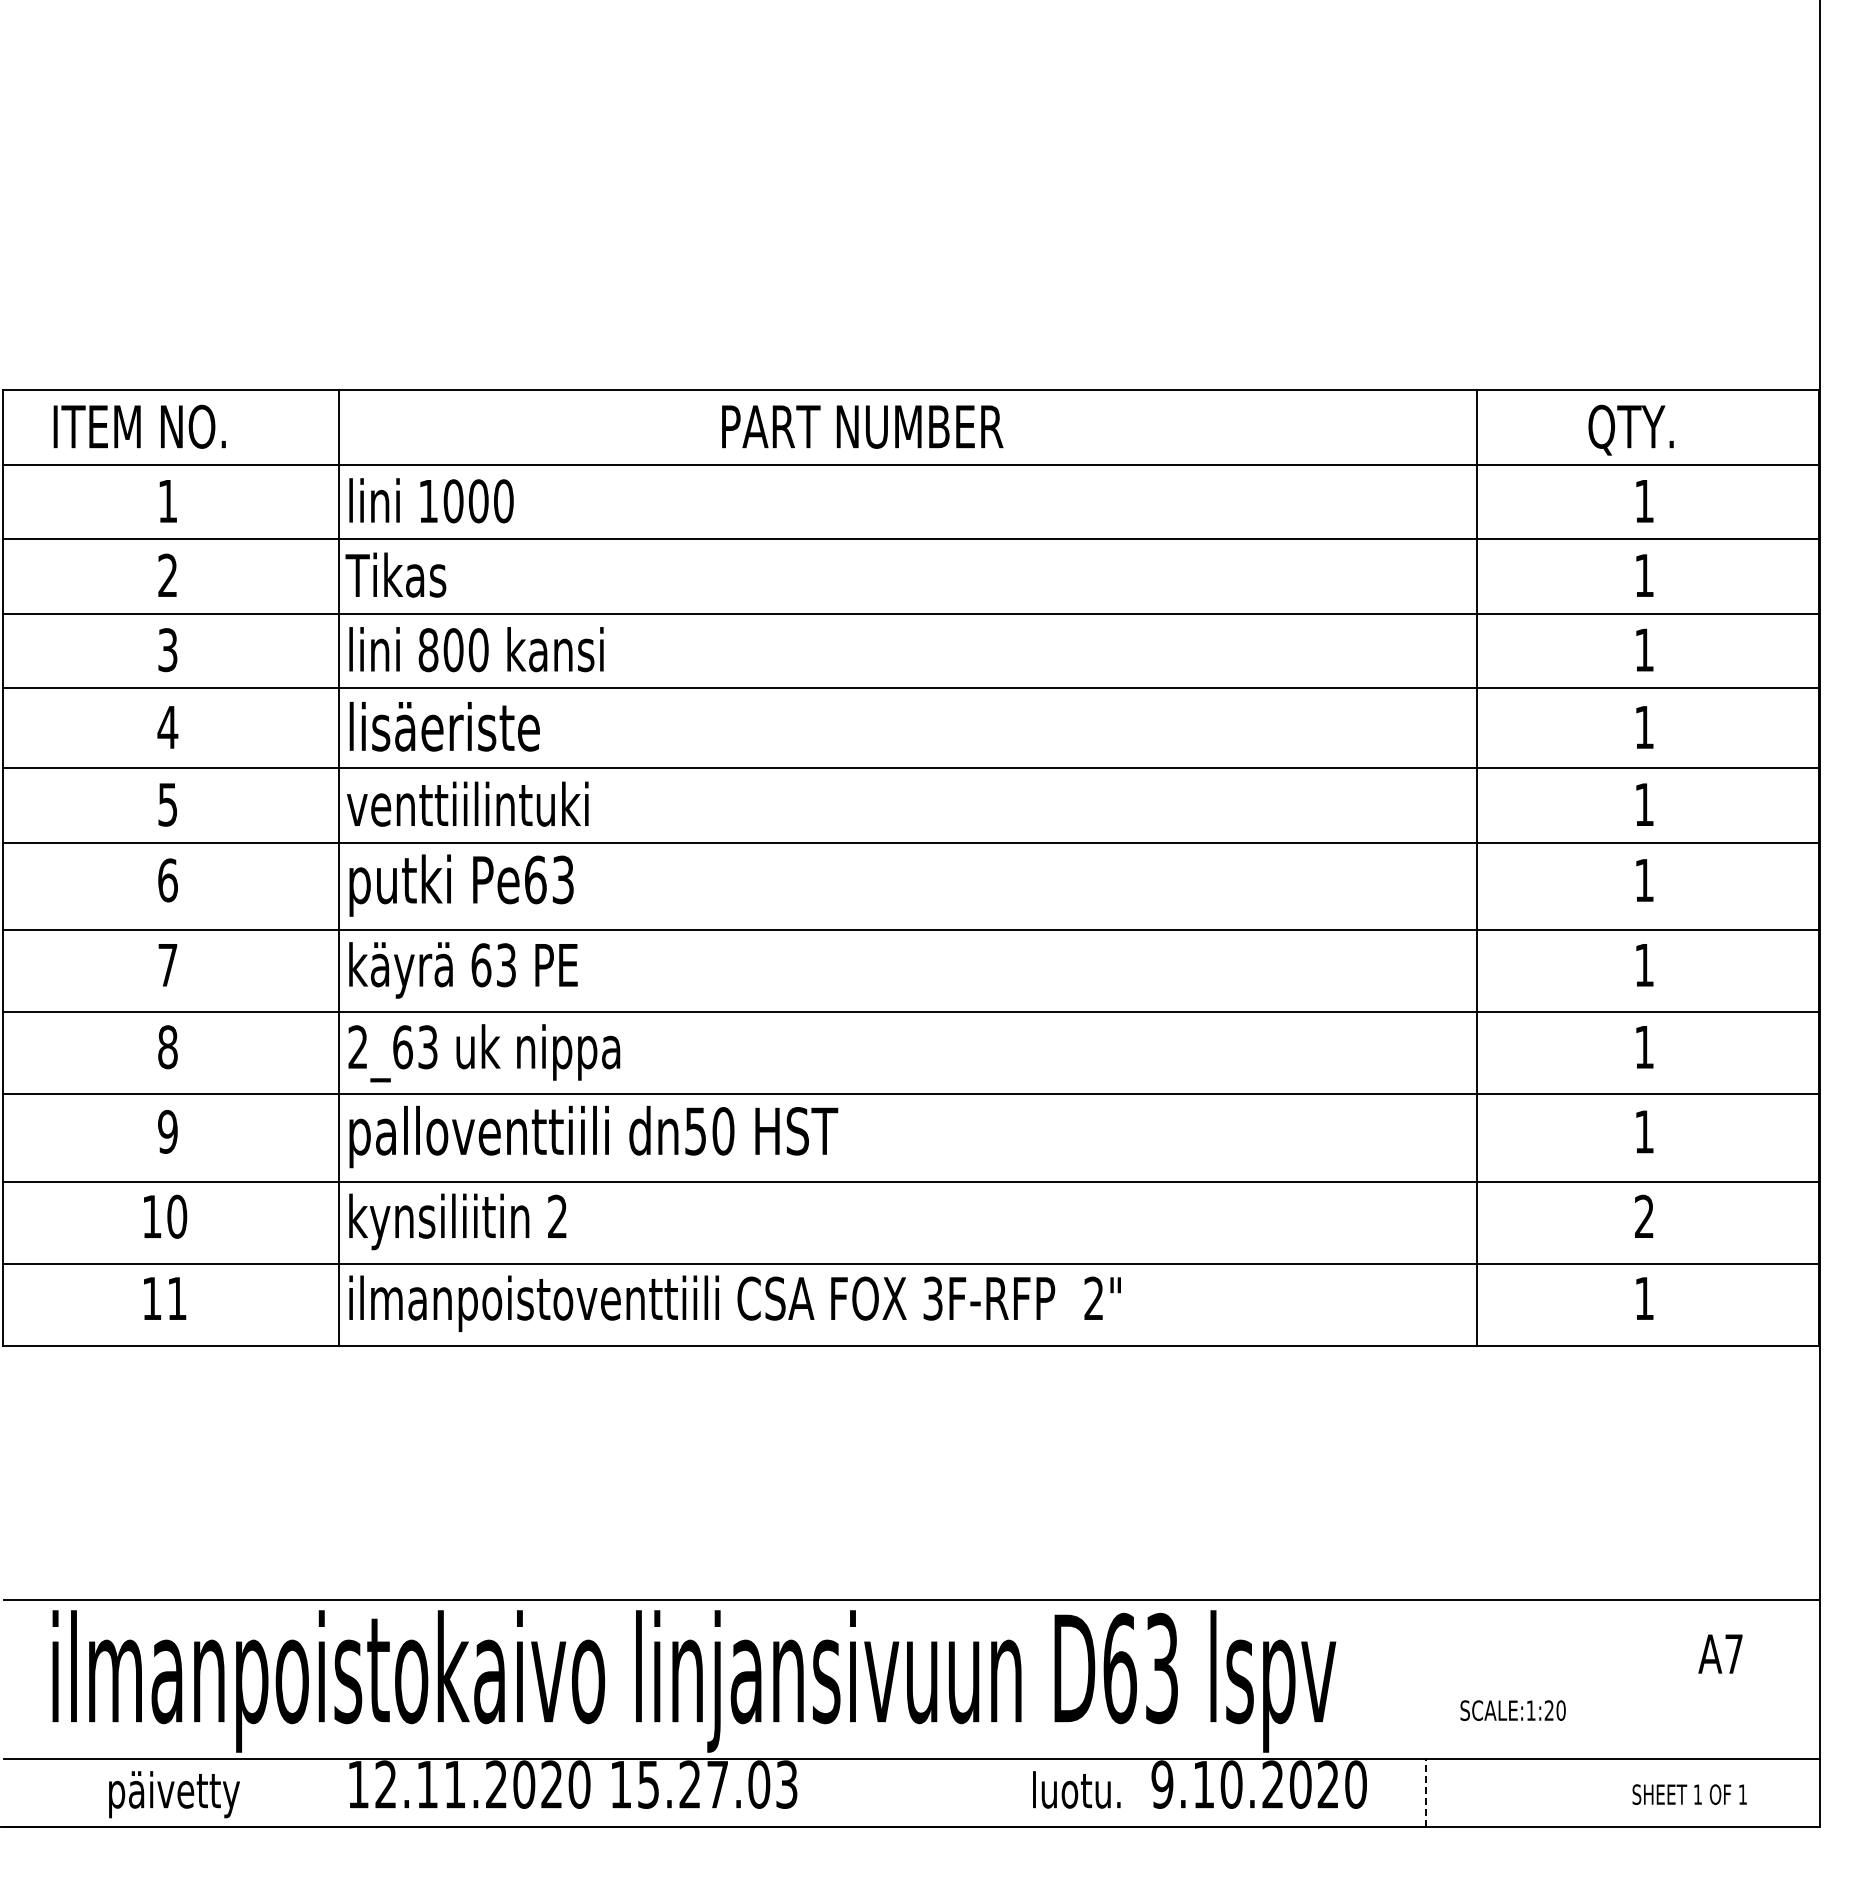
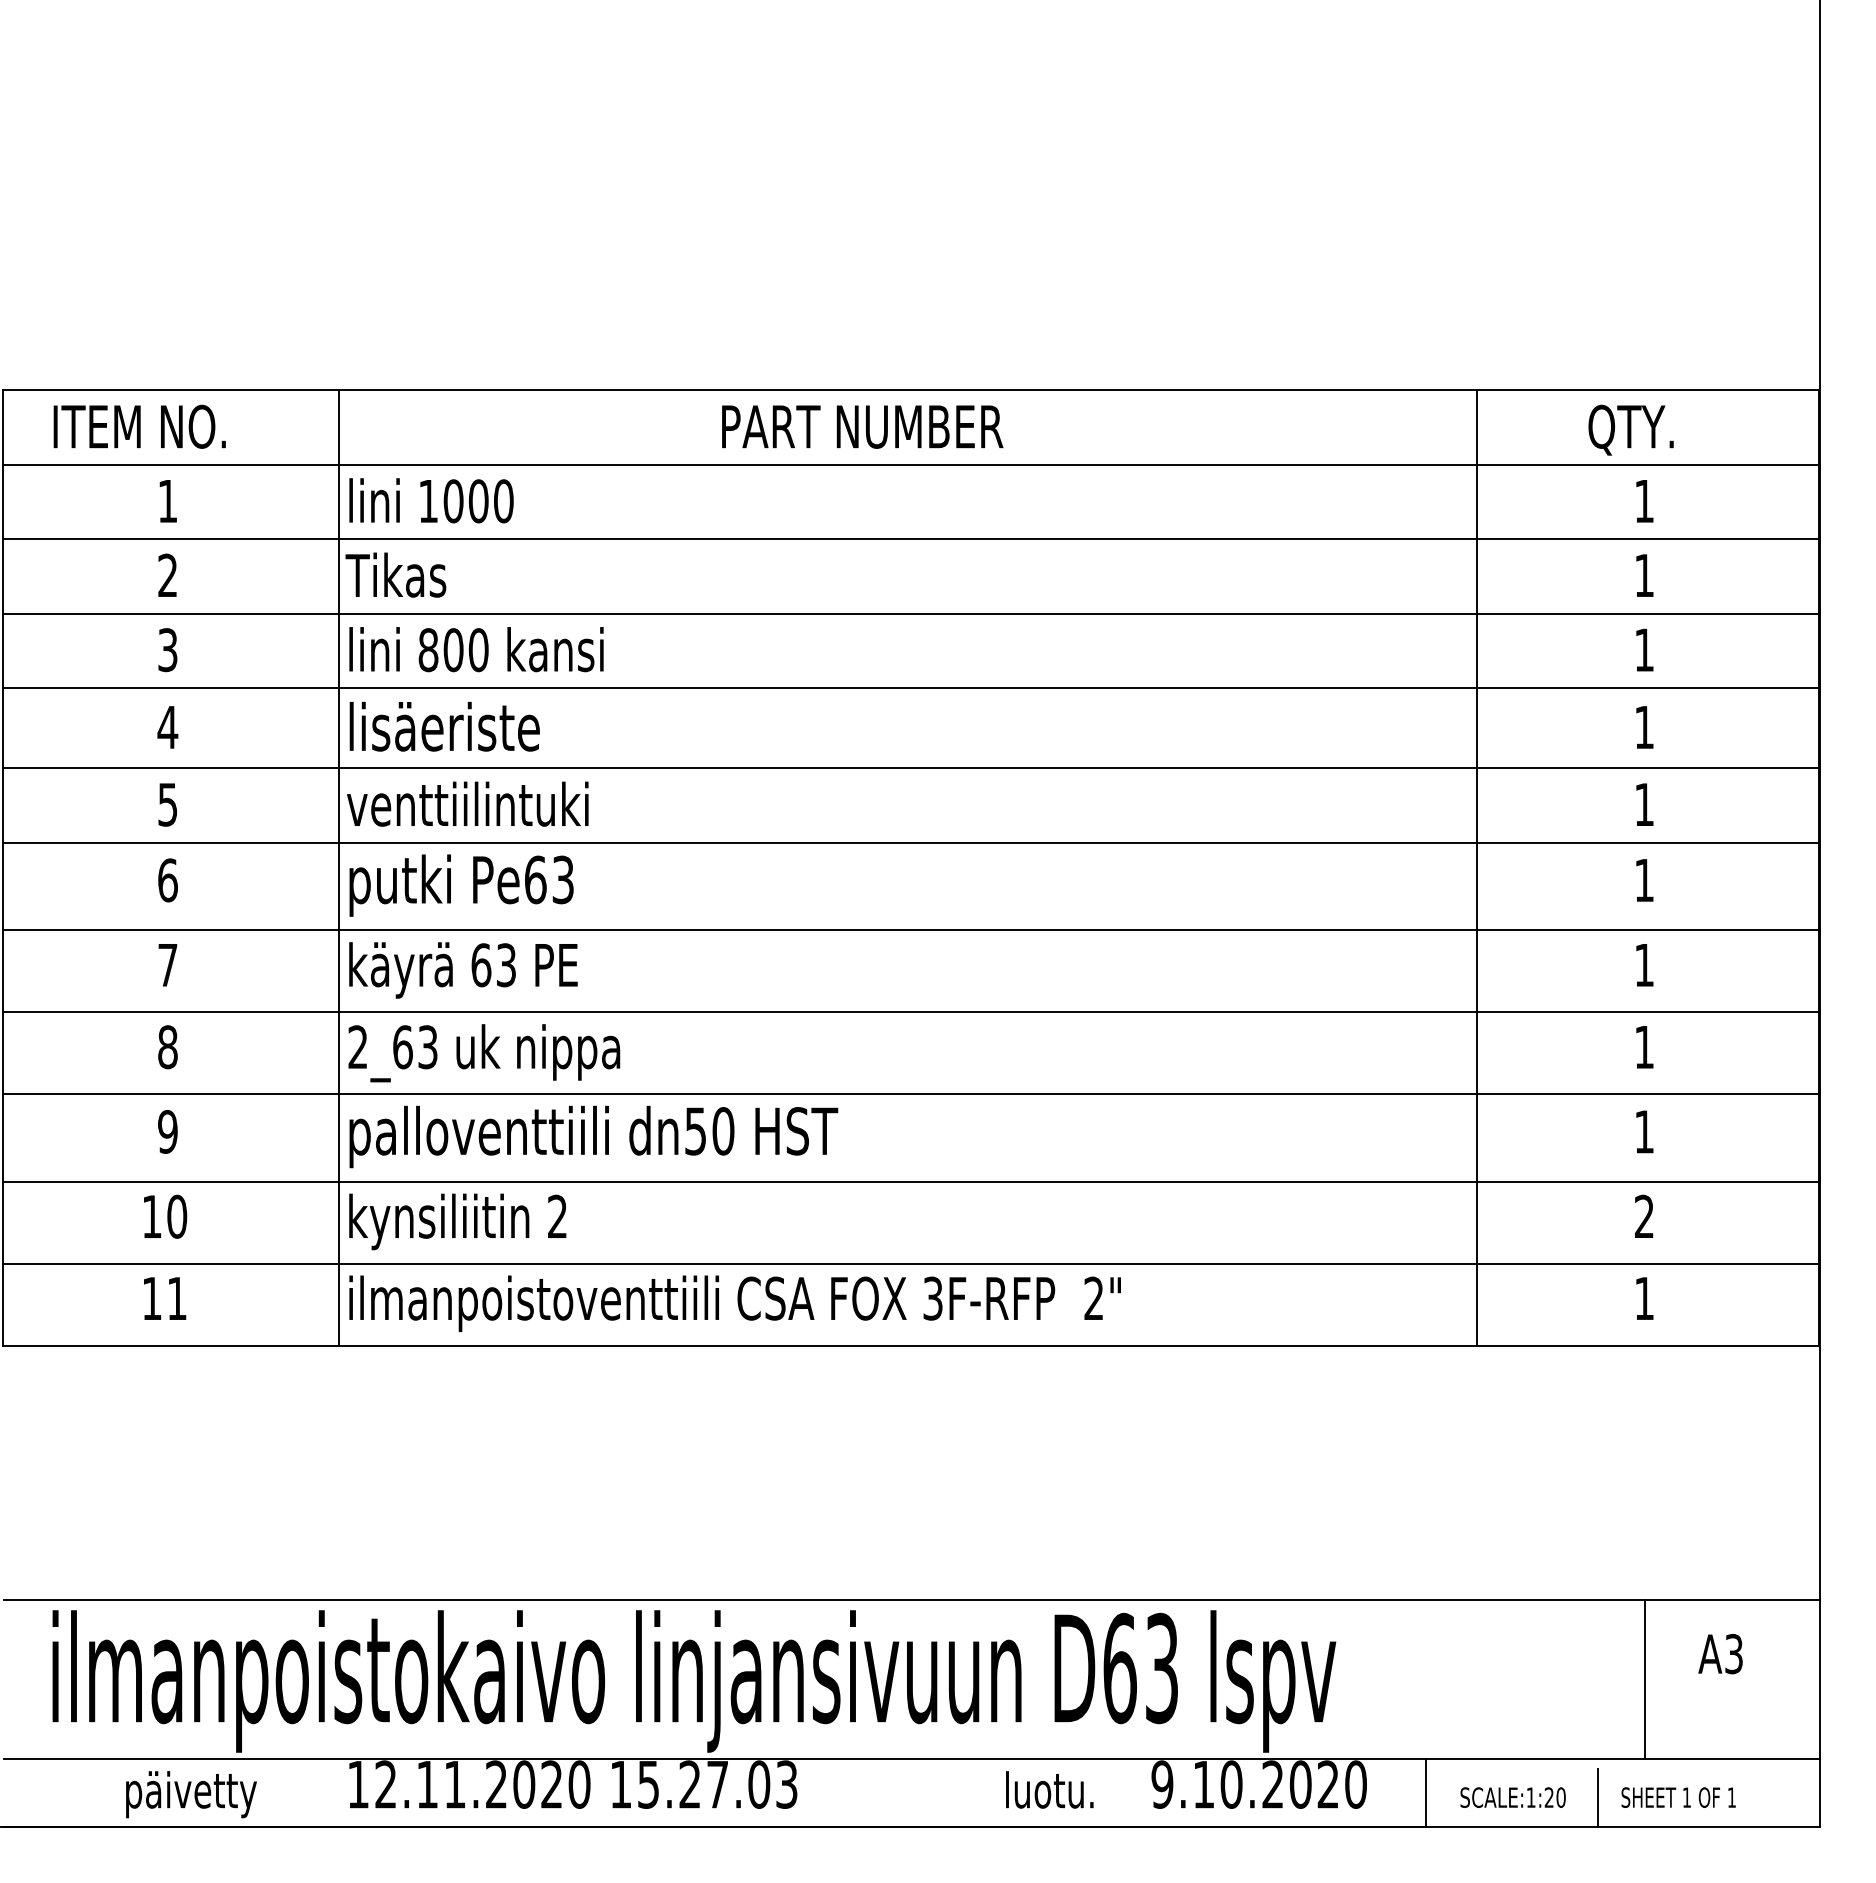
text: A7 -> A3 (1733, 1654)
line: none -> present (1645, 1679)
text position: (1512, 1710) -> (1512, 1797) (1512, 1797)
text position: (1076, 1789) -> (1049, 1789) (1049, 1789)
line: dashed -> solid (1426, 1792)
text position: (174, 1794) -> (191, 1794) (191, 1794)
text position: (1689, 1794) -> (1678, 1797) (1678, 1797)
line: none -> present (1598, 1797)
